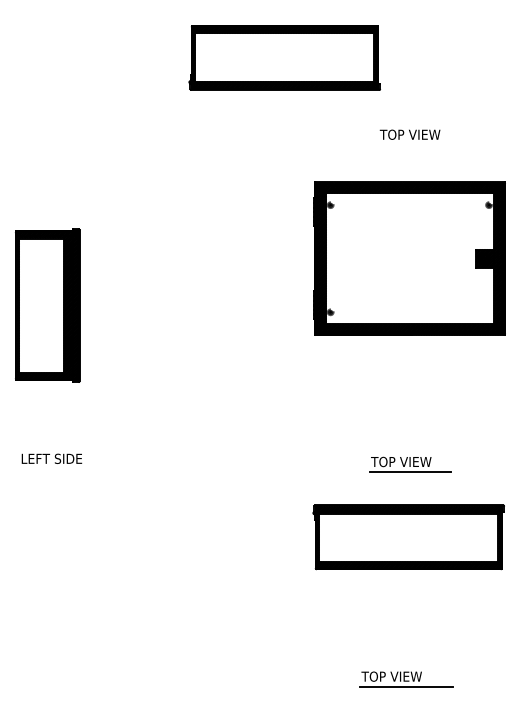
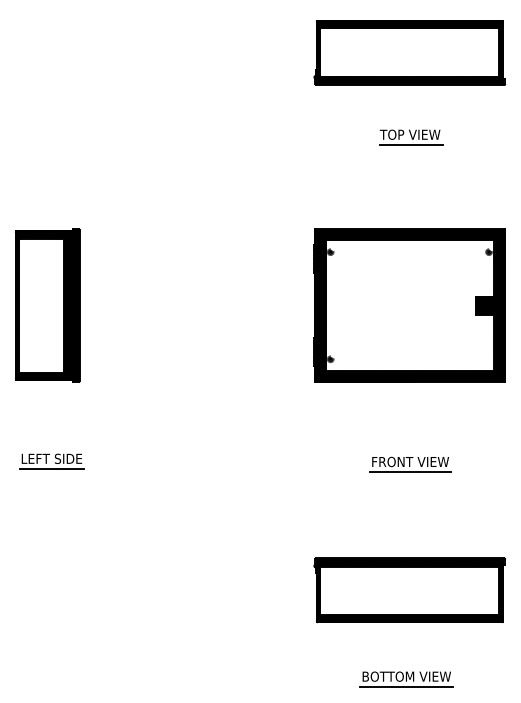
part position: (284, 57) -> (409, 52) (409, 52)
line: none -> present (411, 144)
part position: (409, 258) -> (409, 305) (409, 305)
text: TOP VIEW -> FRONT VIEW (409, 461)
line: none -> present (51, 468)
part position: (408, 537) -> (409, 590) (409, 590)
text: TOP VIEW -> BOTTOM VIEW (405, 676)
